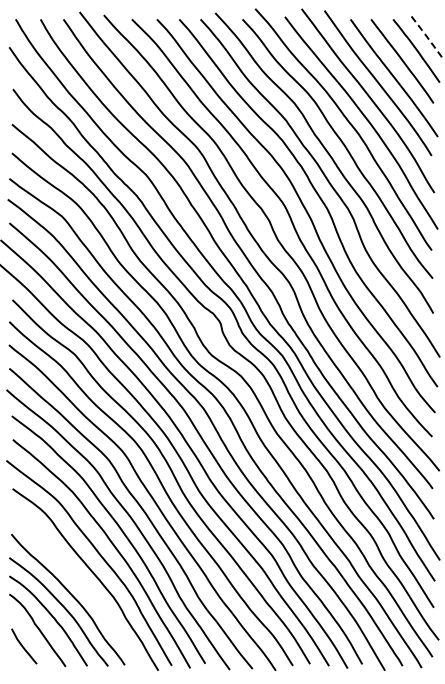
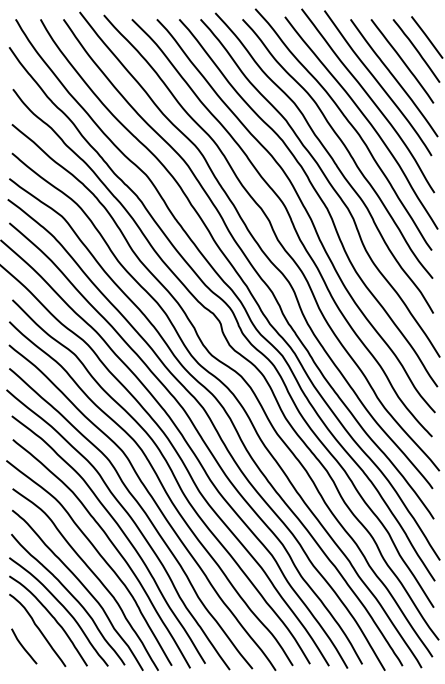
line: dashed -> solid (426, 36)
curve: none -> present (83, 587)
